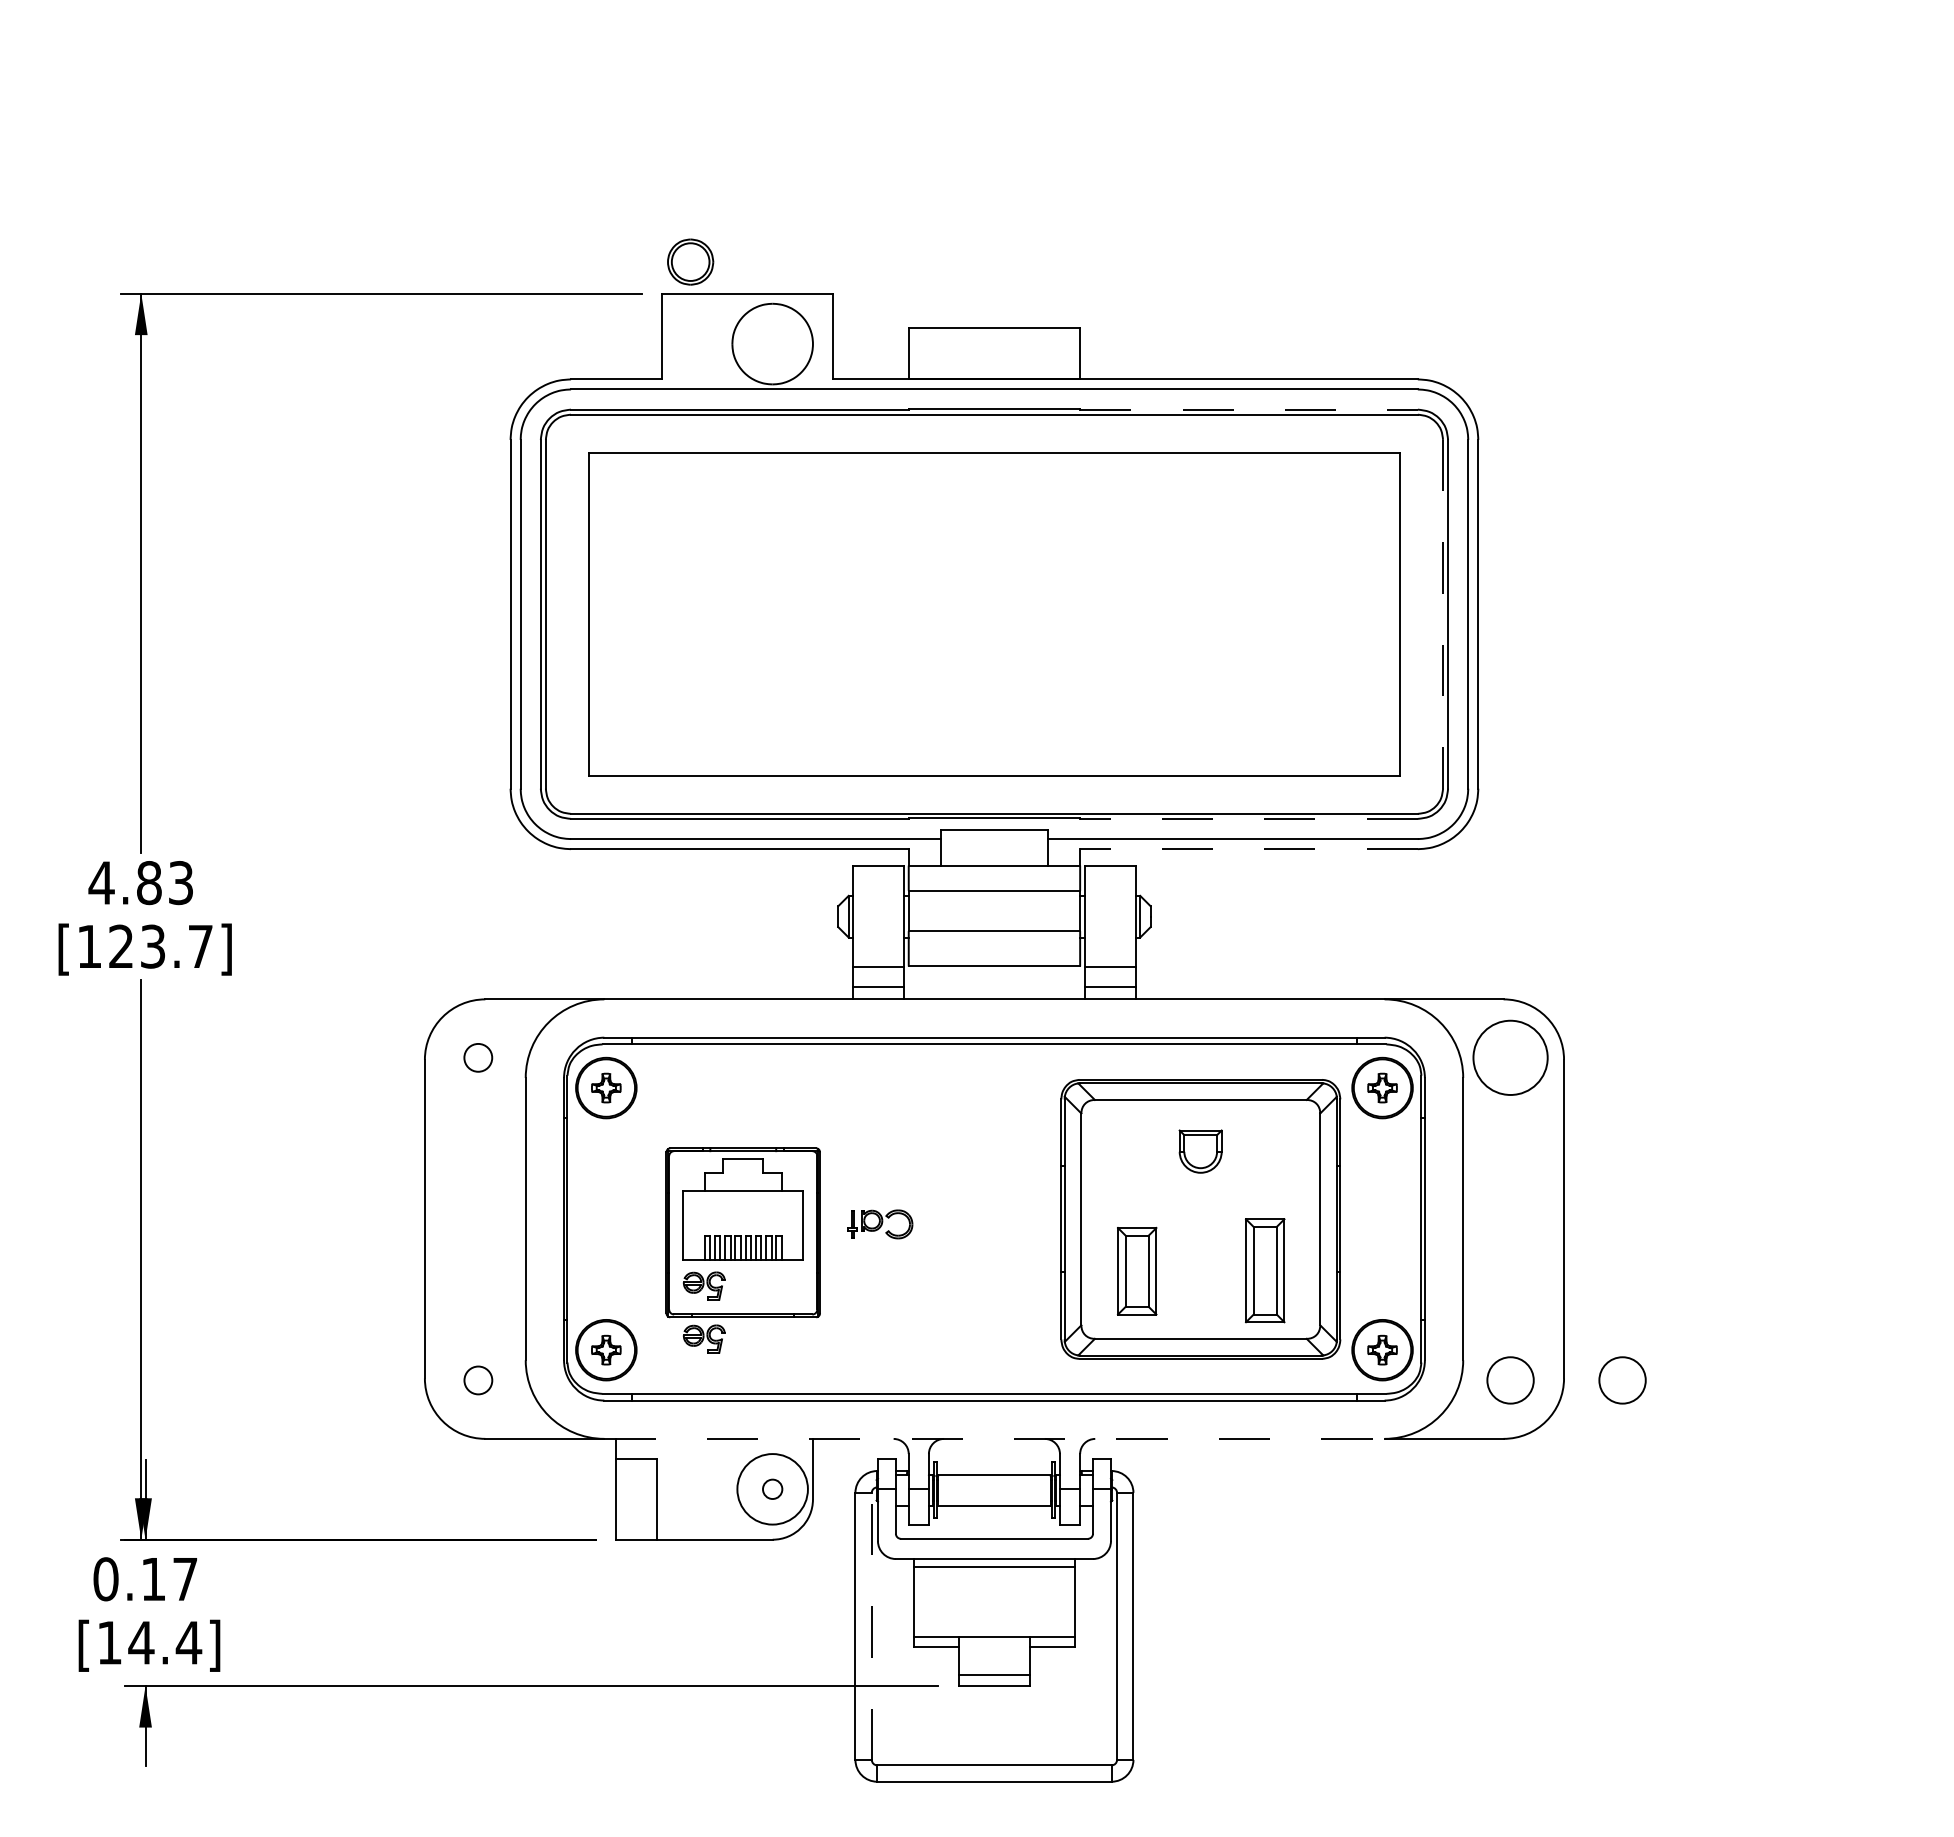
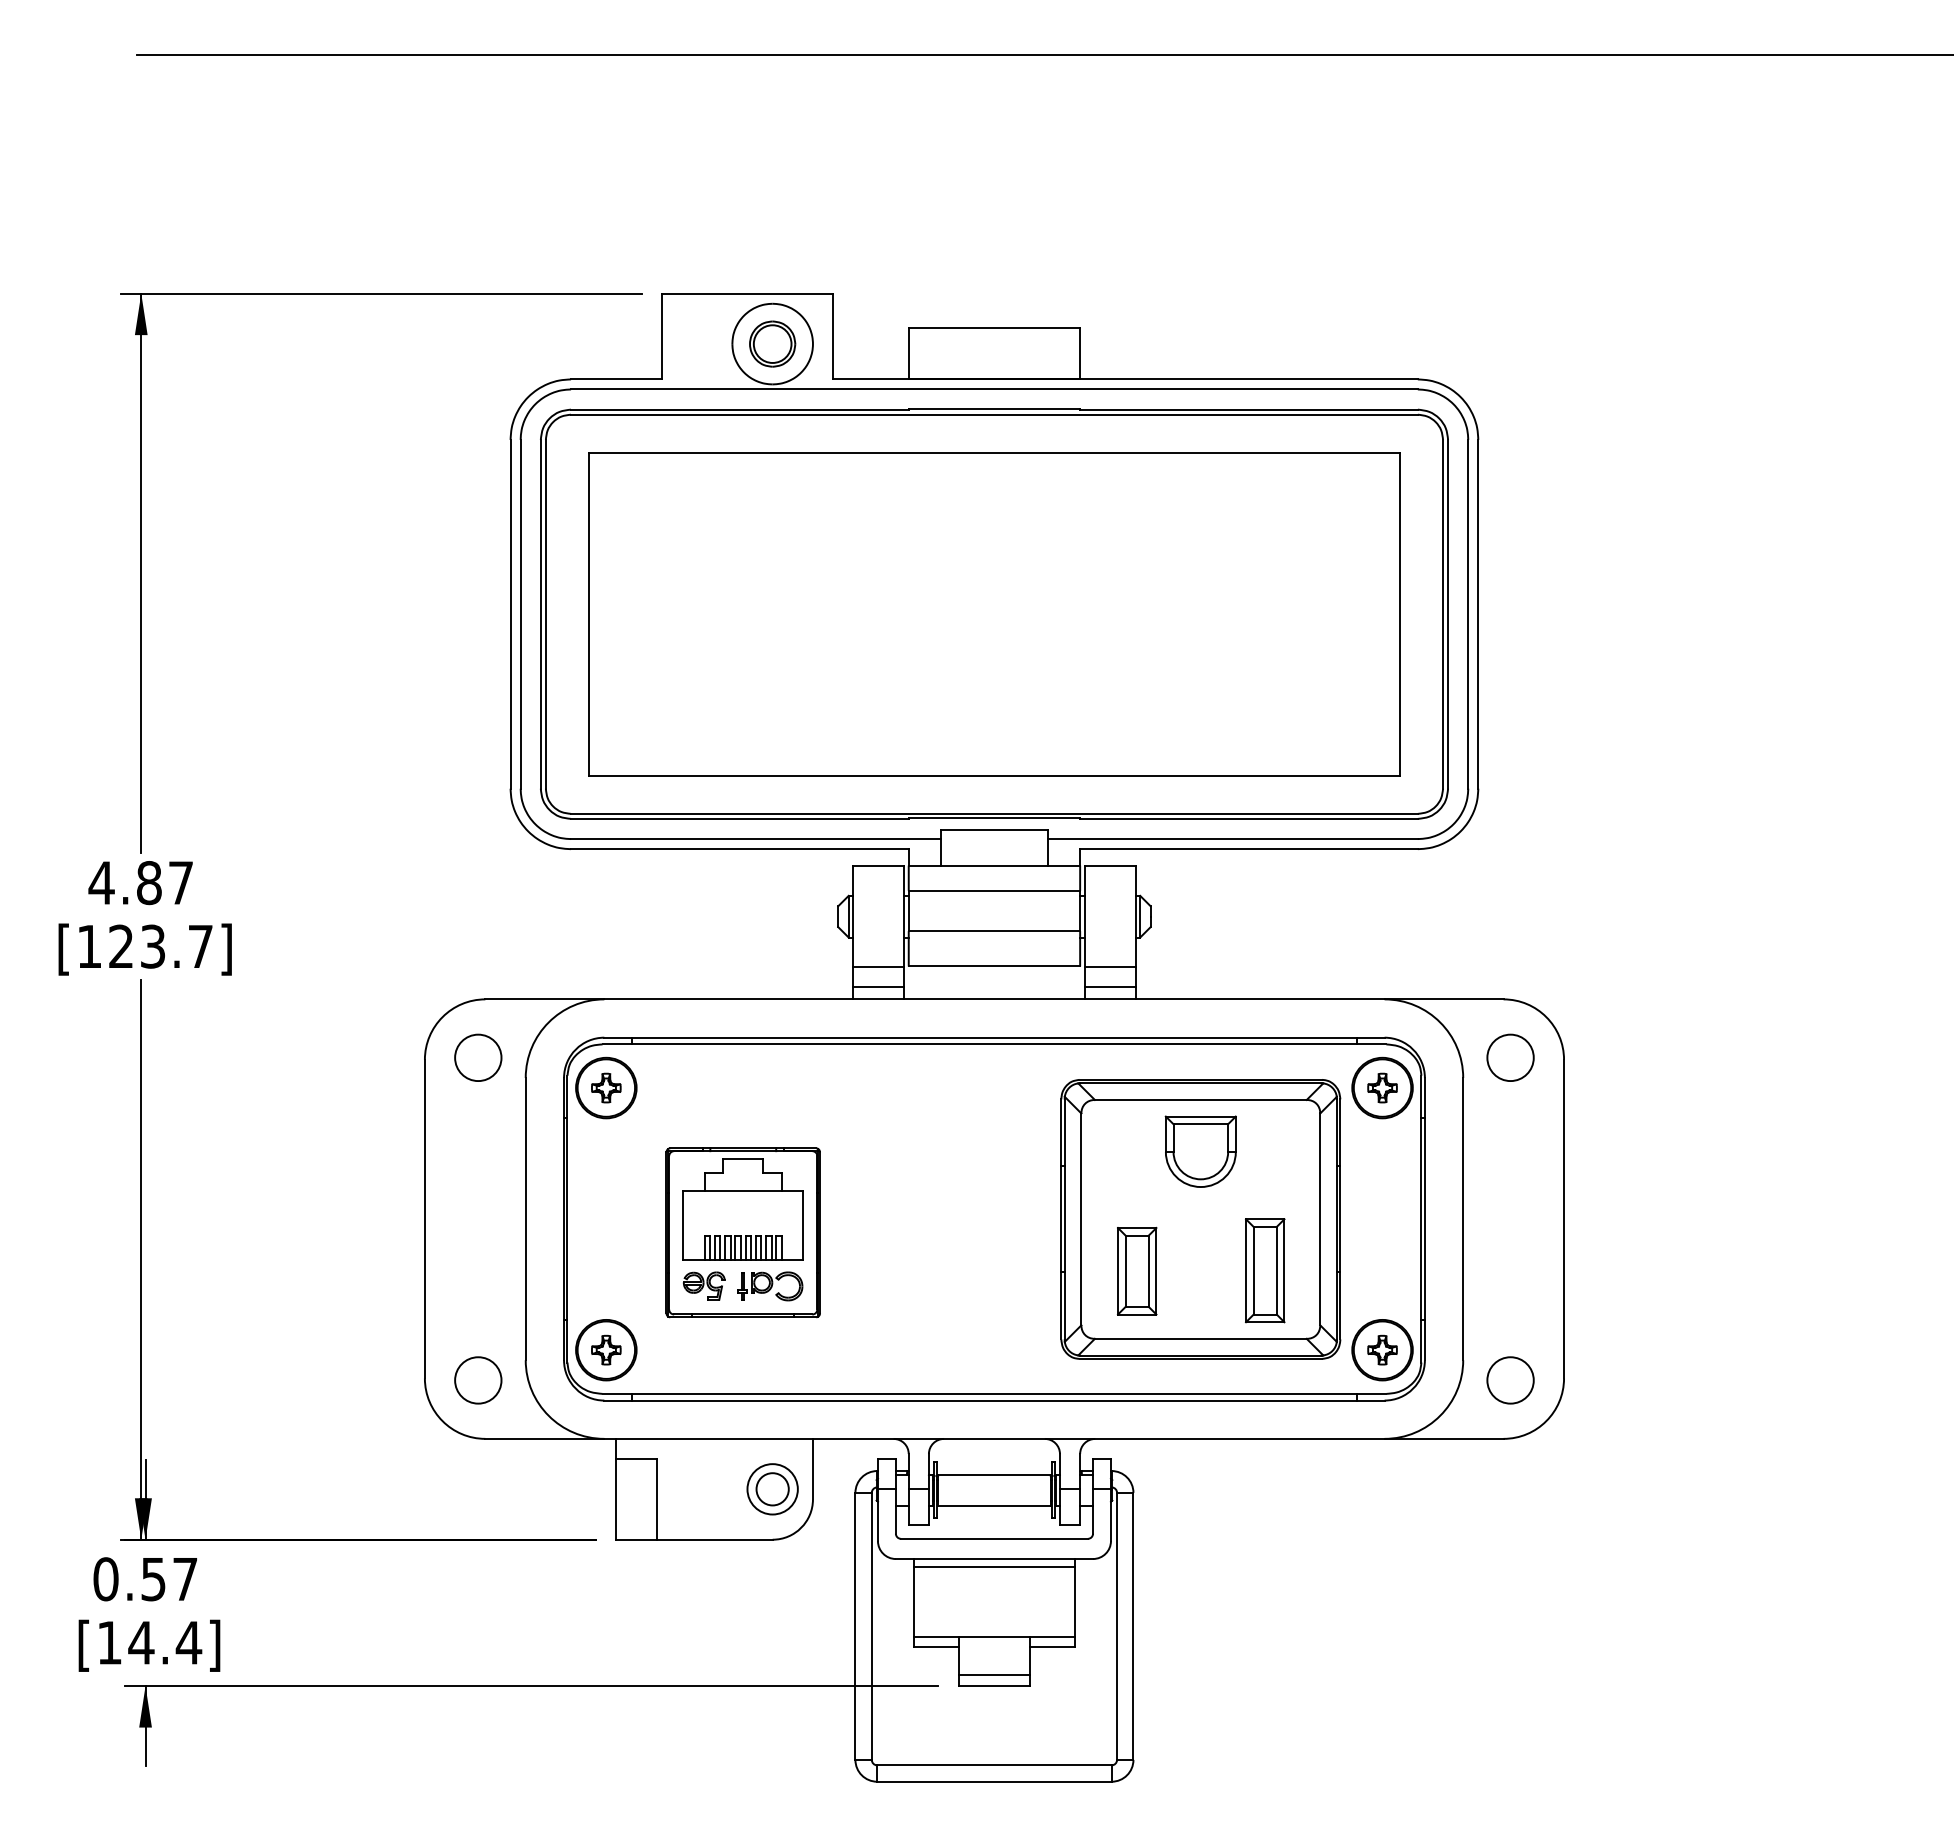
line: none -> present (1043, 55)
part position: (690, 261) -> (772, 343) (772, 343)
line: dashed -> solid (1248, 409)
line: dashed -> solid (1443, 614)
line: dashed -> solid (1248, 818)
line: dashed -> solid (1248, 849)
text: 4.83 -> 4.87 (180, 883)
circle diameter: 28 px -> 46 px (478, 1057)
circle diameter: 74 px -> 46 px (1510, 1057)
part size: 45x45 px -> 73x73 px (1200, 1151)
part position: (880, 1224) -> (770, 1286) (770, 1286)
part: present -> none (704, 1338)
circle size: 31x31 px -> 49x49 px (478, 1380)
circle: present -> none (1622, 1380)
line: dashed -> solid (994, 1438)
circle diameter: 19 px -> 32 px (772, 1489)
circle diameter: 71 px -> 50 px (772, 1489)
text: 0.17 -> 0.57 (153, 1579)
line: dashed -> solid (871, 1626)
